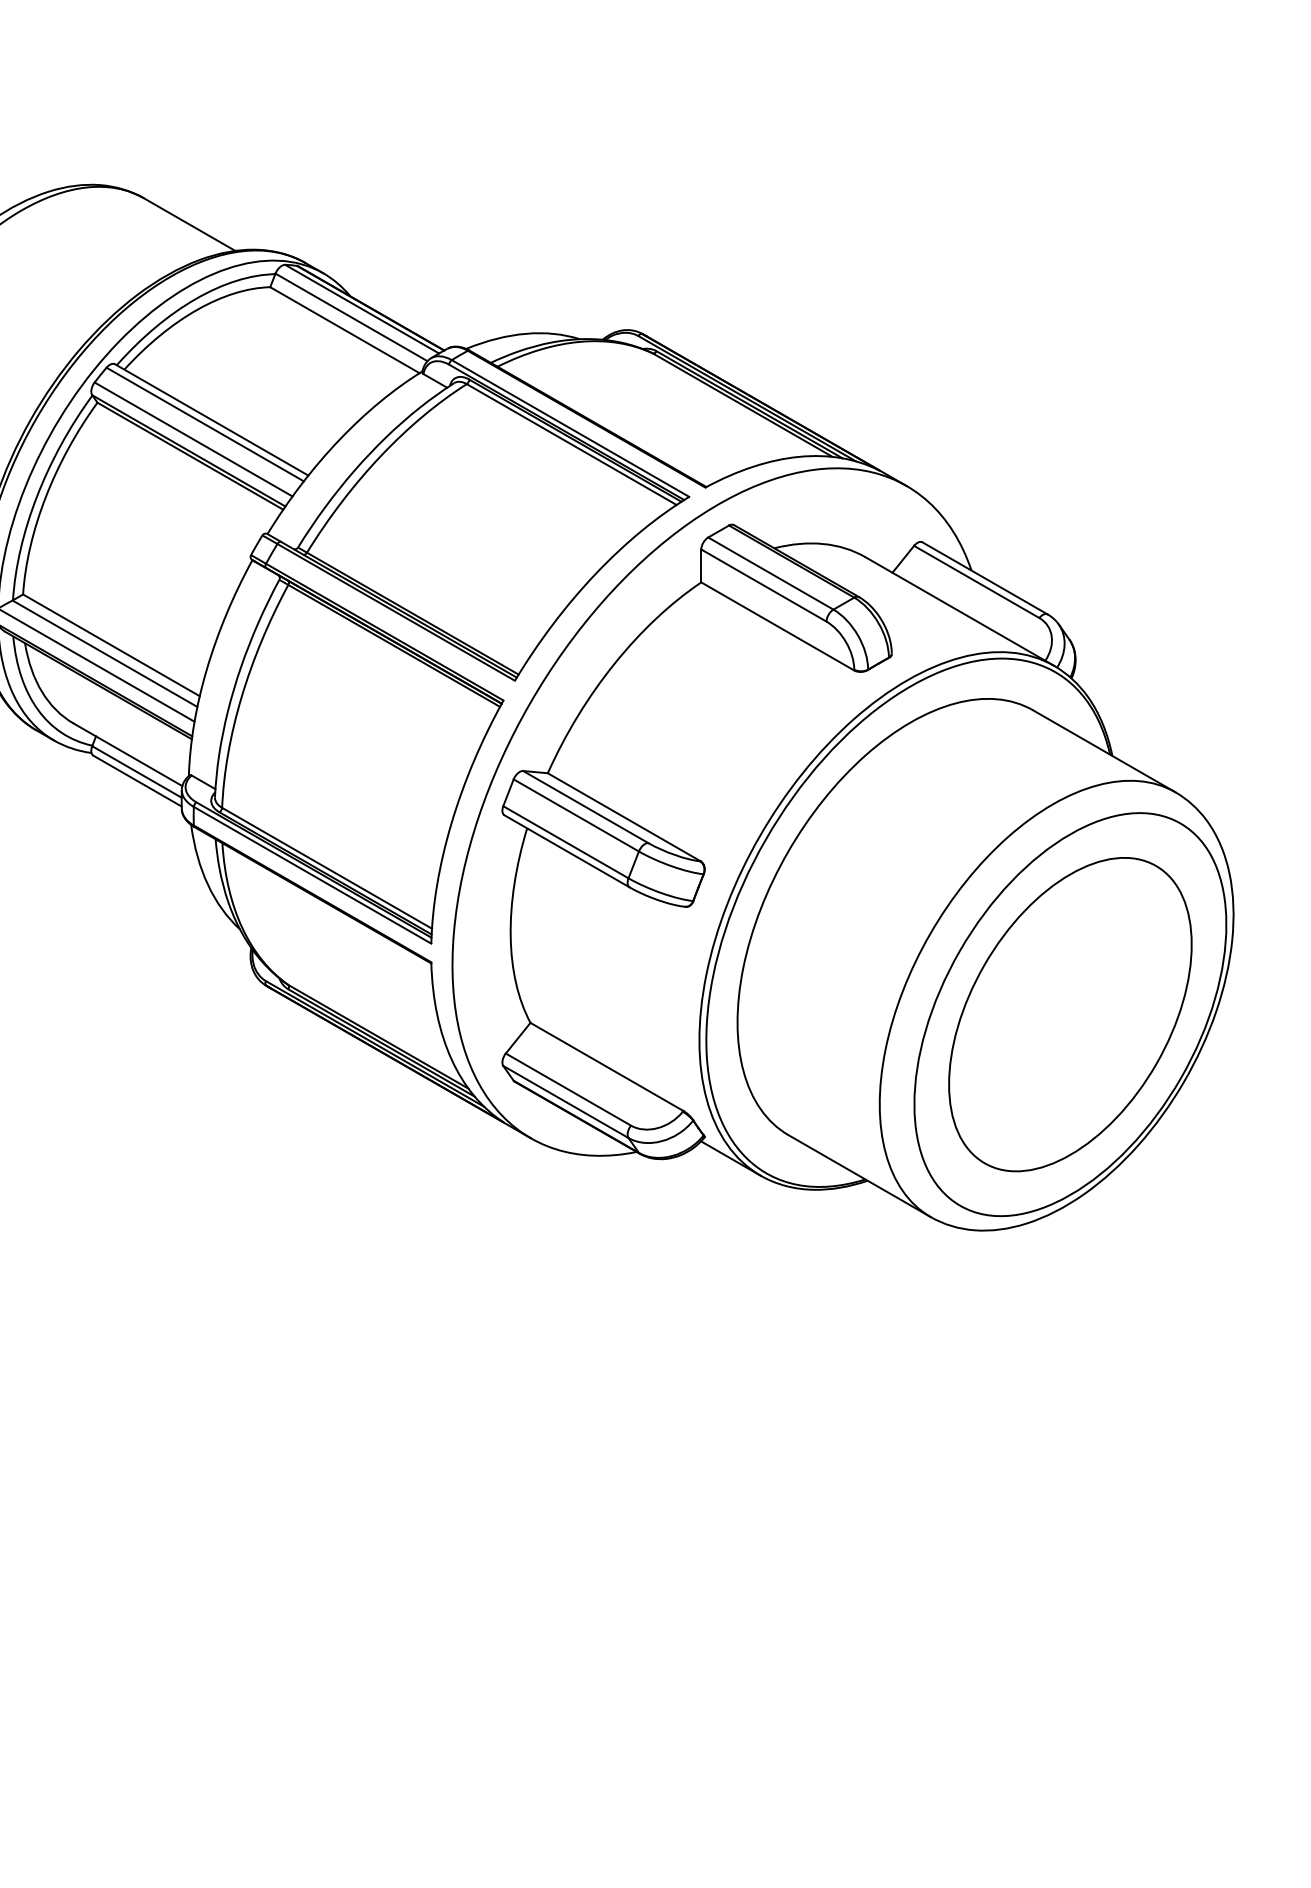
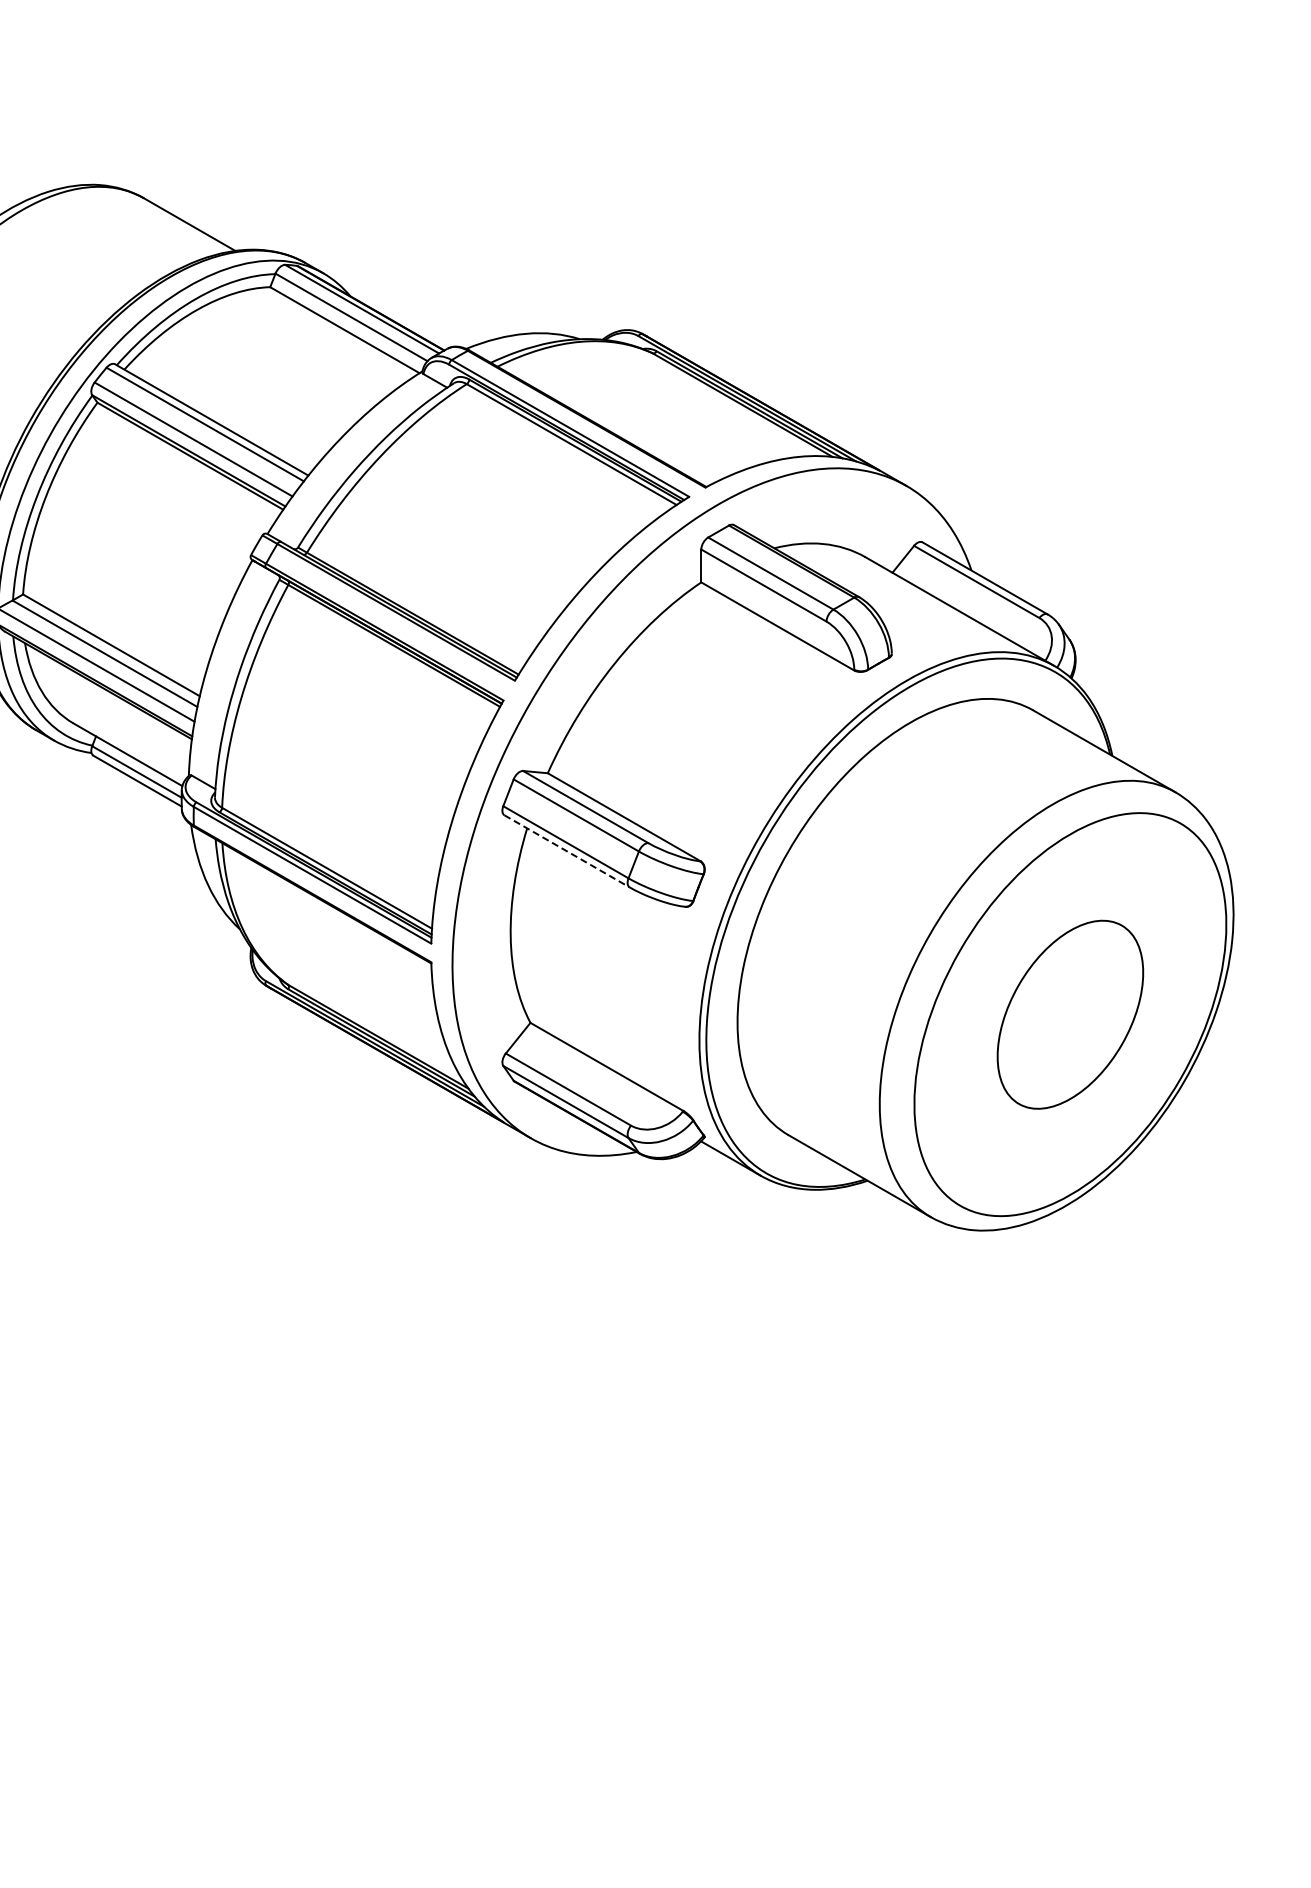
line: solid -> dashed (567, 851)
part size: 245x316 px -> 149x191 px (1070, 1014)
